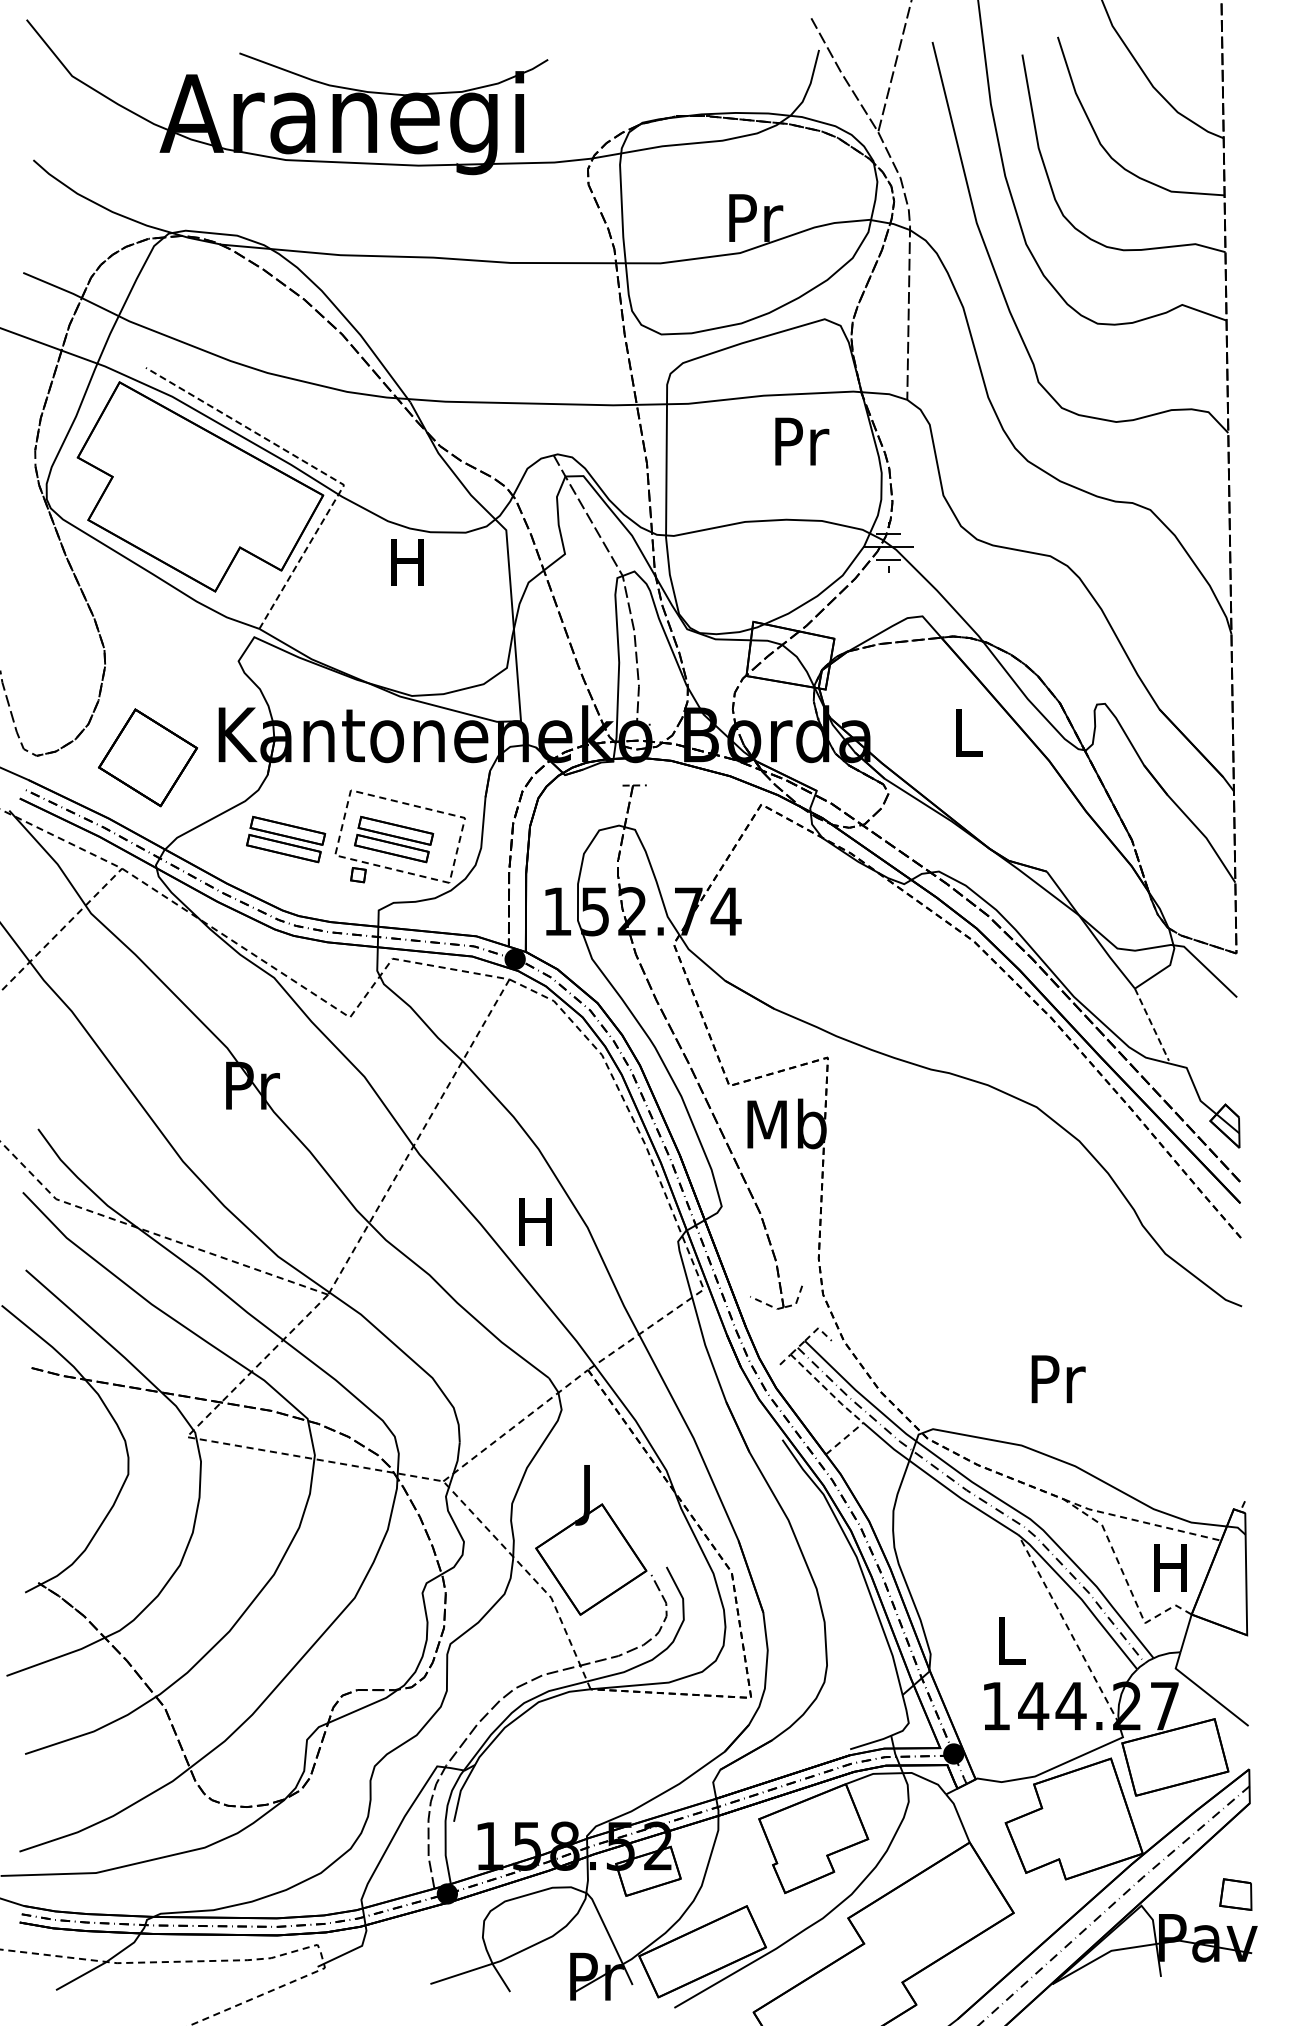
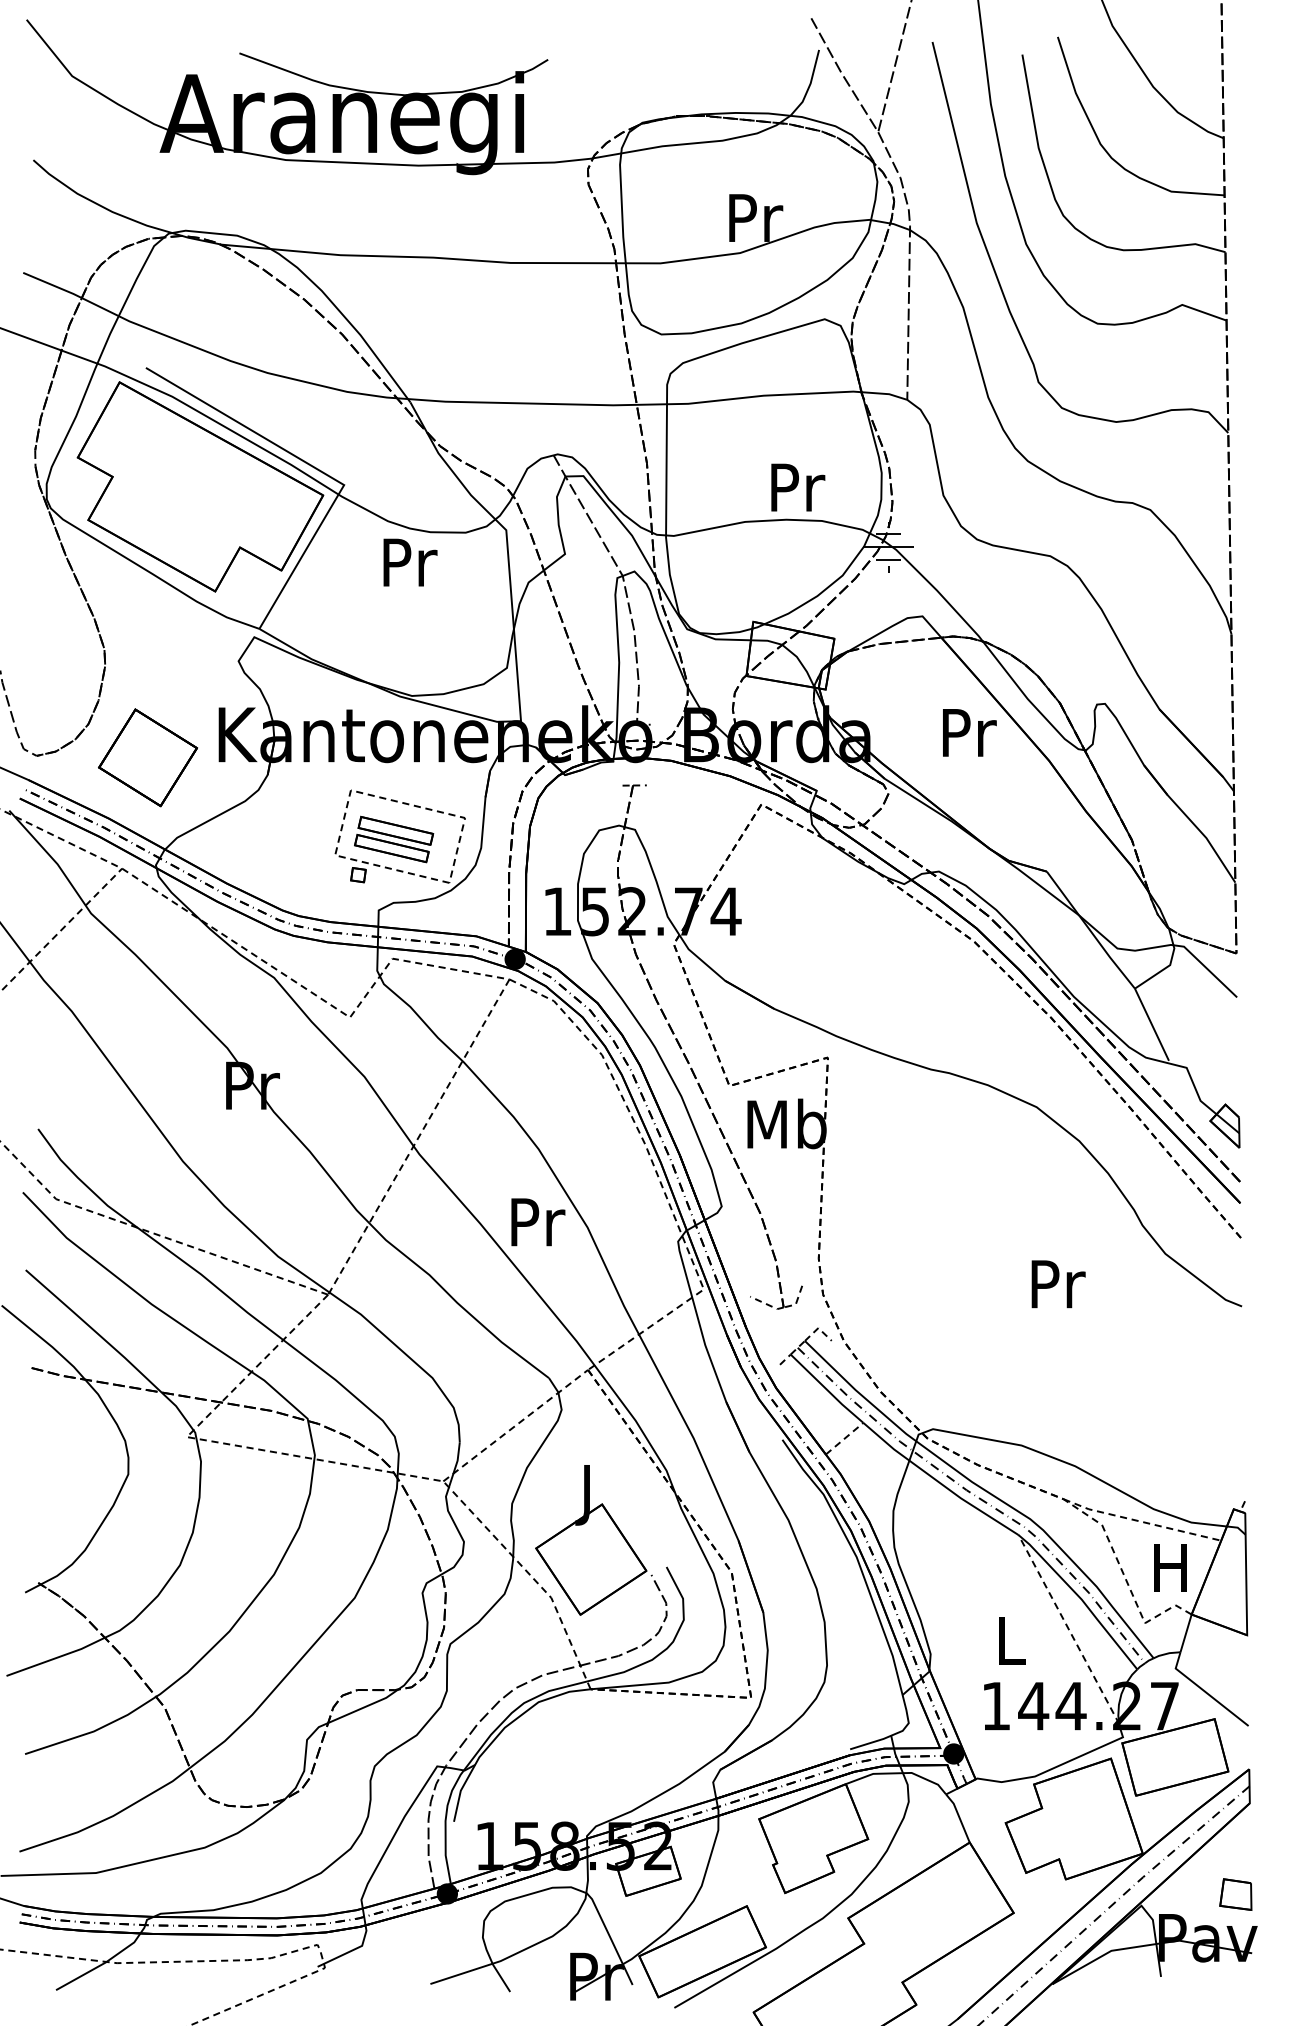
text position: (802, 441) -> (798, 487) (798, 487)
line: dashed -> solid (316, 468)
text: H -> Pr (410, 562)
text: L -> Pr (969, 732)
part: present -> none (286, 839)
line: dashed -> solid (1151, 1024)
text: H -> Pr (538, 1222)
text position: (1058, 1379) -> (1058, 1284) (1058, 1284)
line: dashed -> solid (827, 1389)
